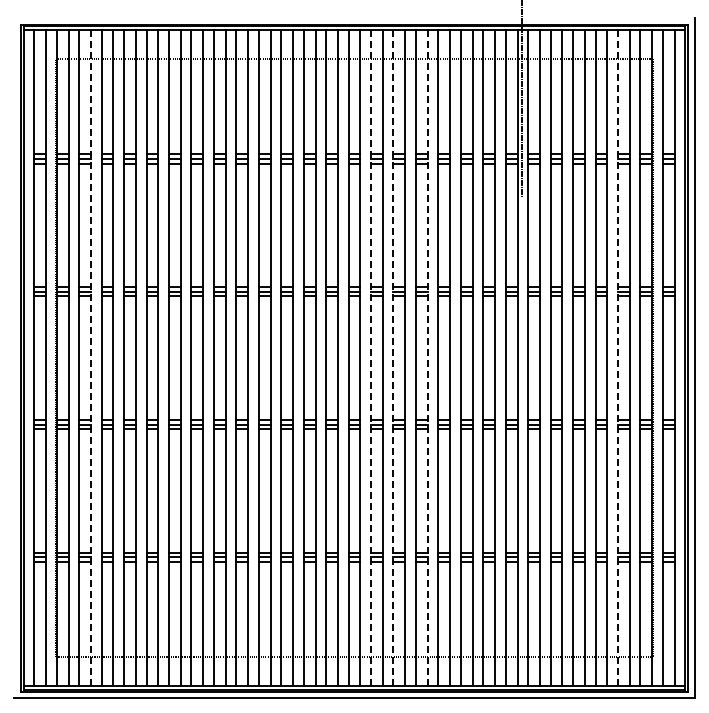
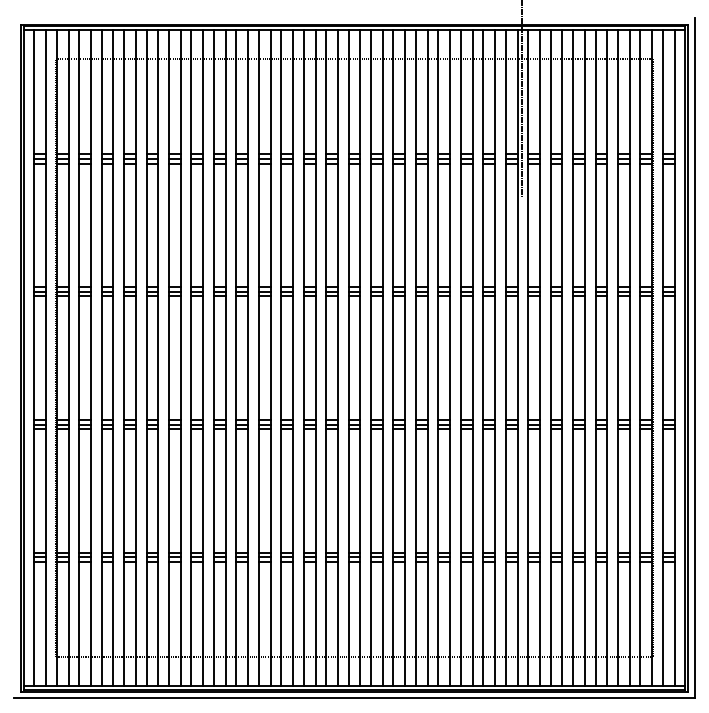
line: dashed -> solid (617, 357)
line: dashed -> solid (91, 358)
line: dashed -> solid (371, 358)
line: dashed -> solid (393, 358)
line: dashed -> solid (427, 358)
